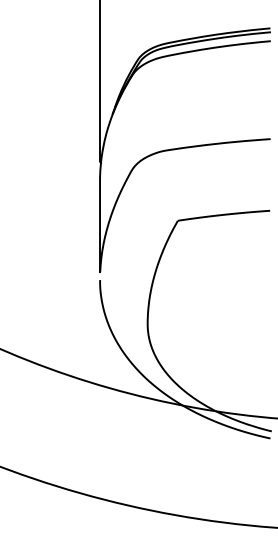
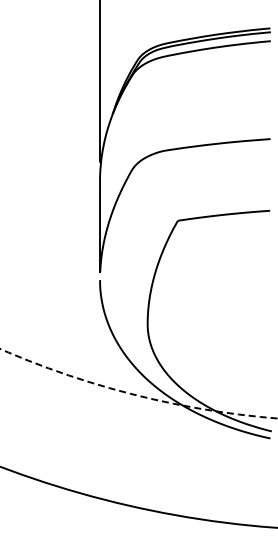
circle: solid -> dashed (138, 383)
